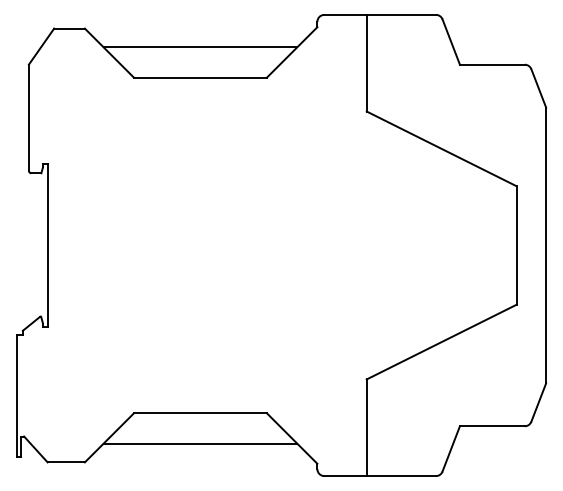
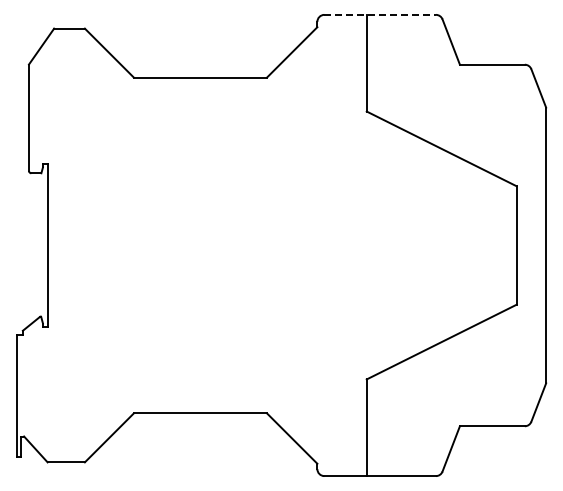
line: solid -> dashed (380, 14)
line: present -> none (200, 47)
line: present -> none (200, 443)
